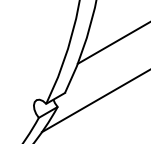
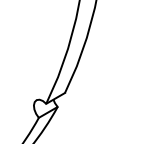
line: present -> none (112, 43)
line: present -> none (94, 101)
